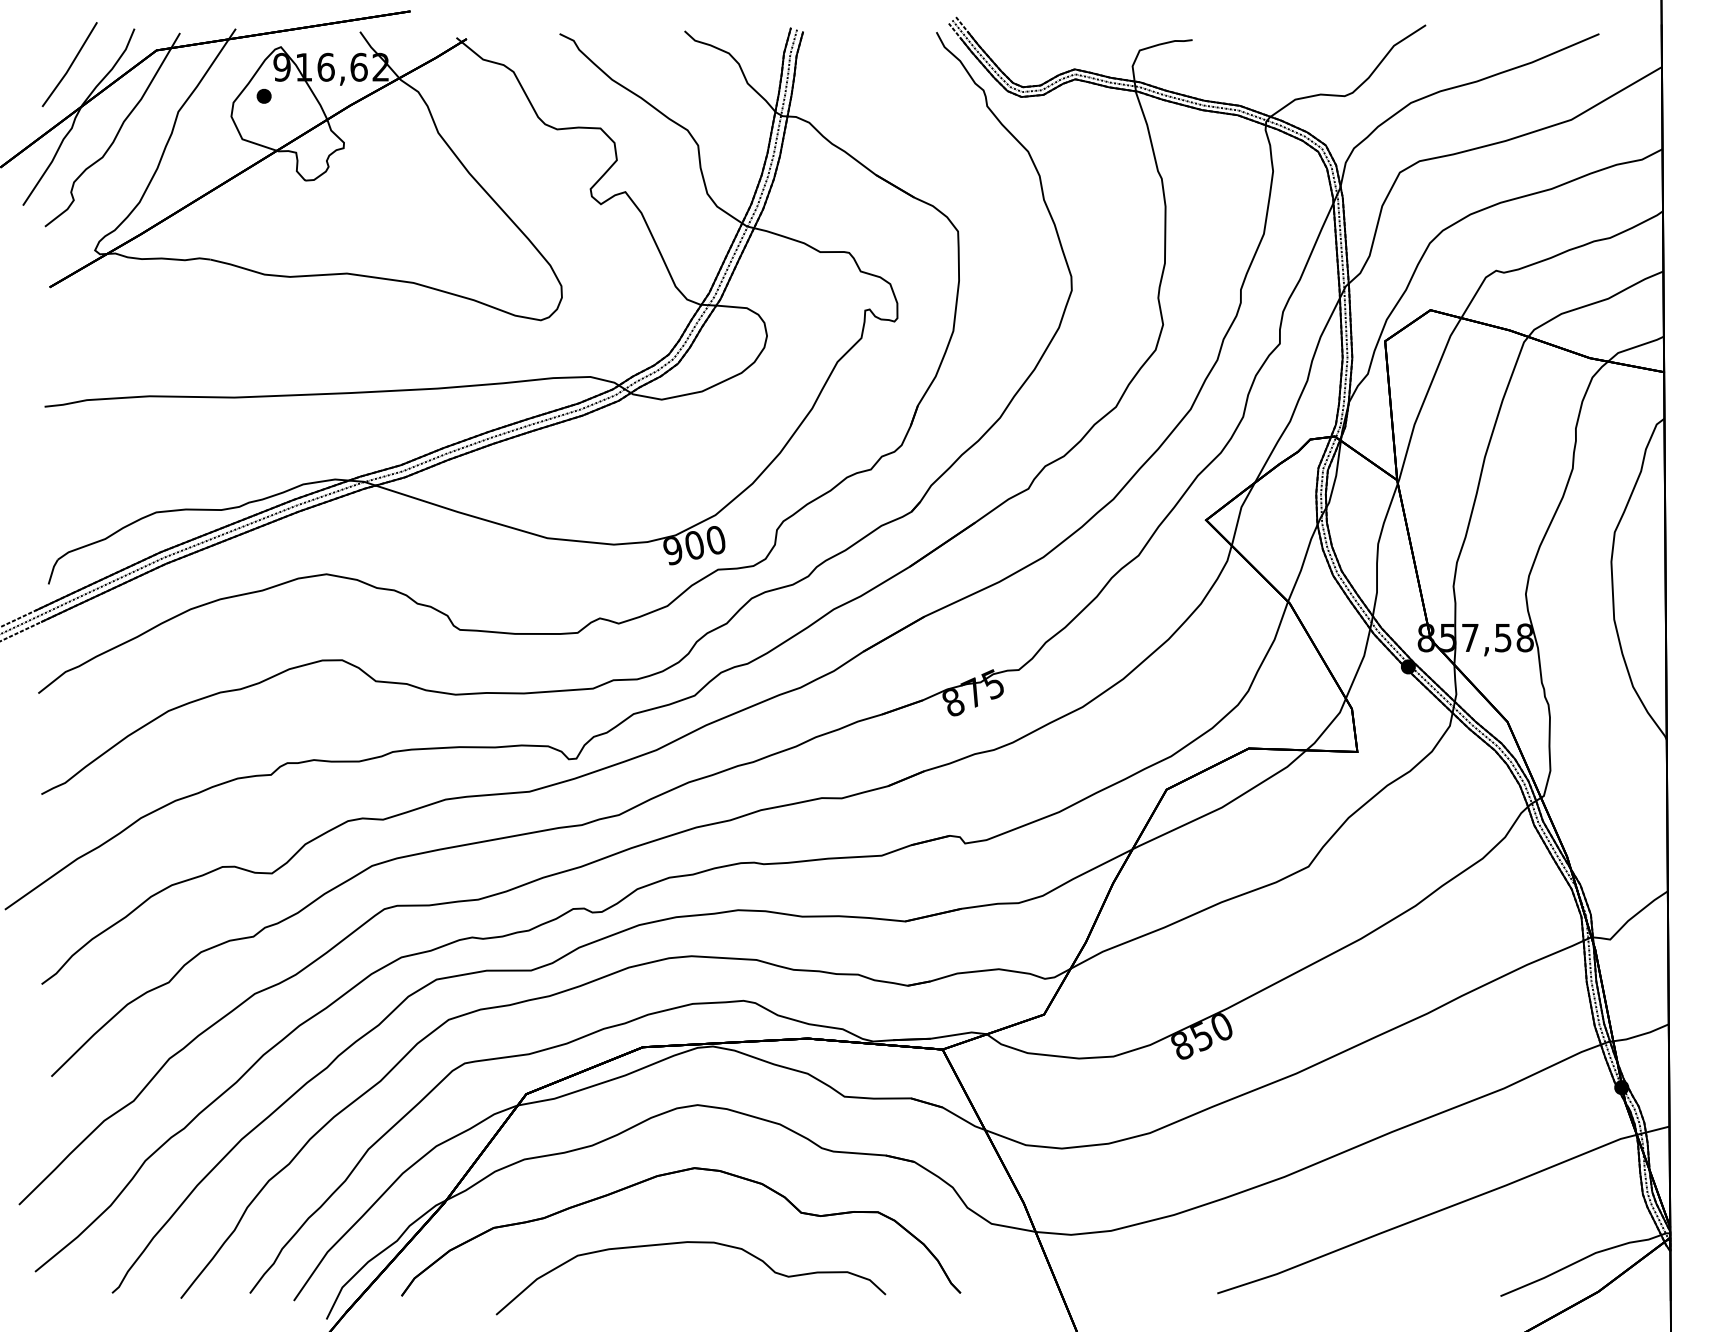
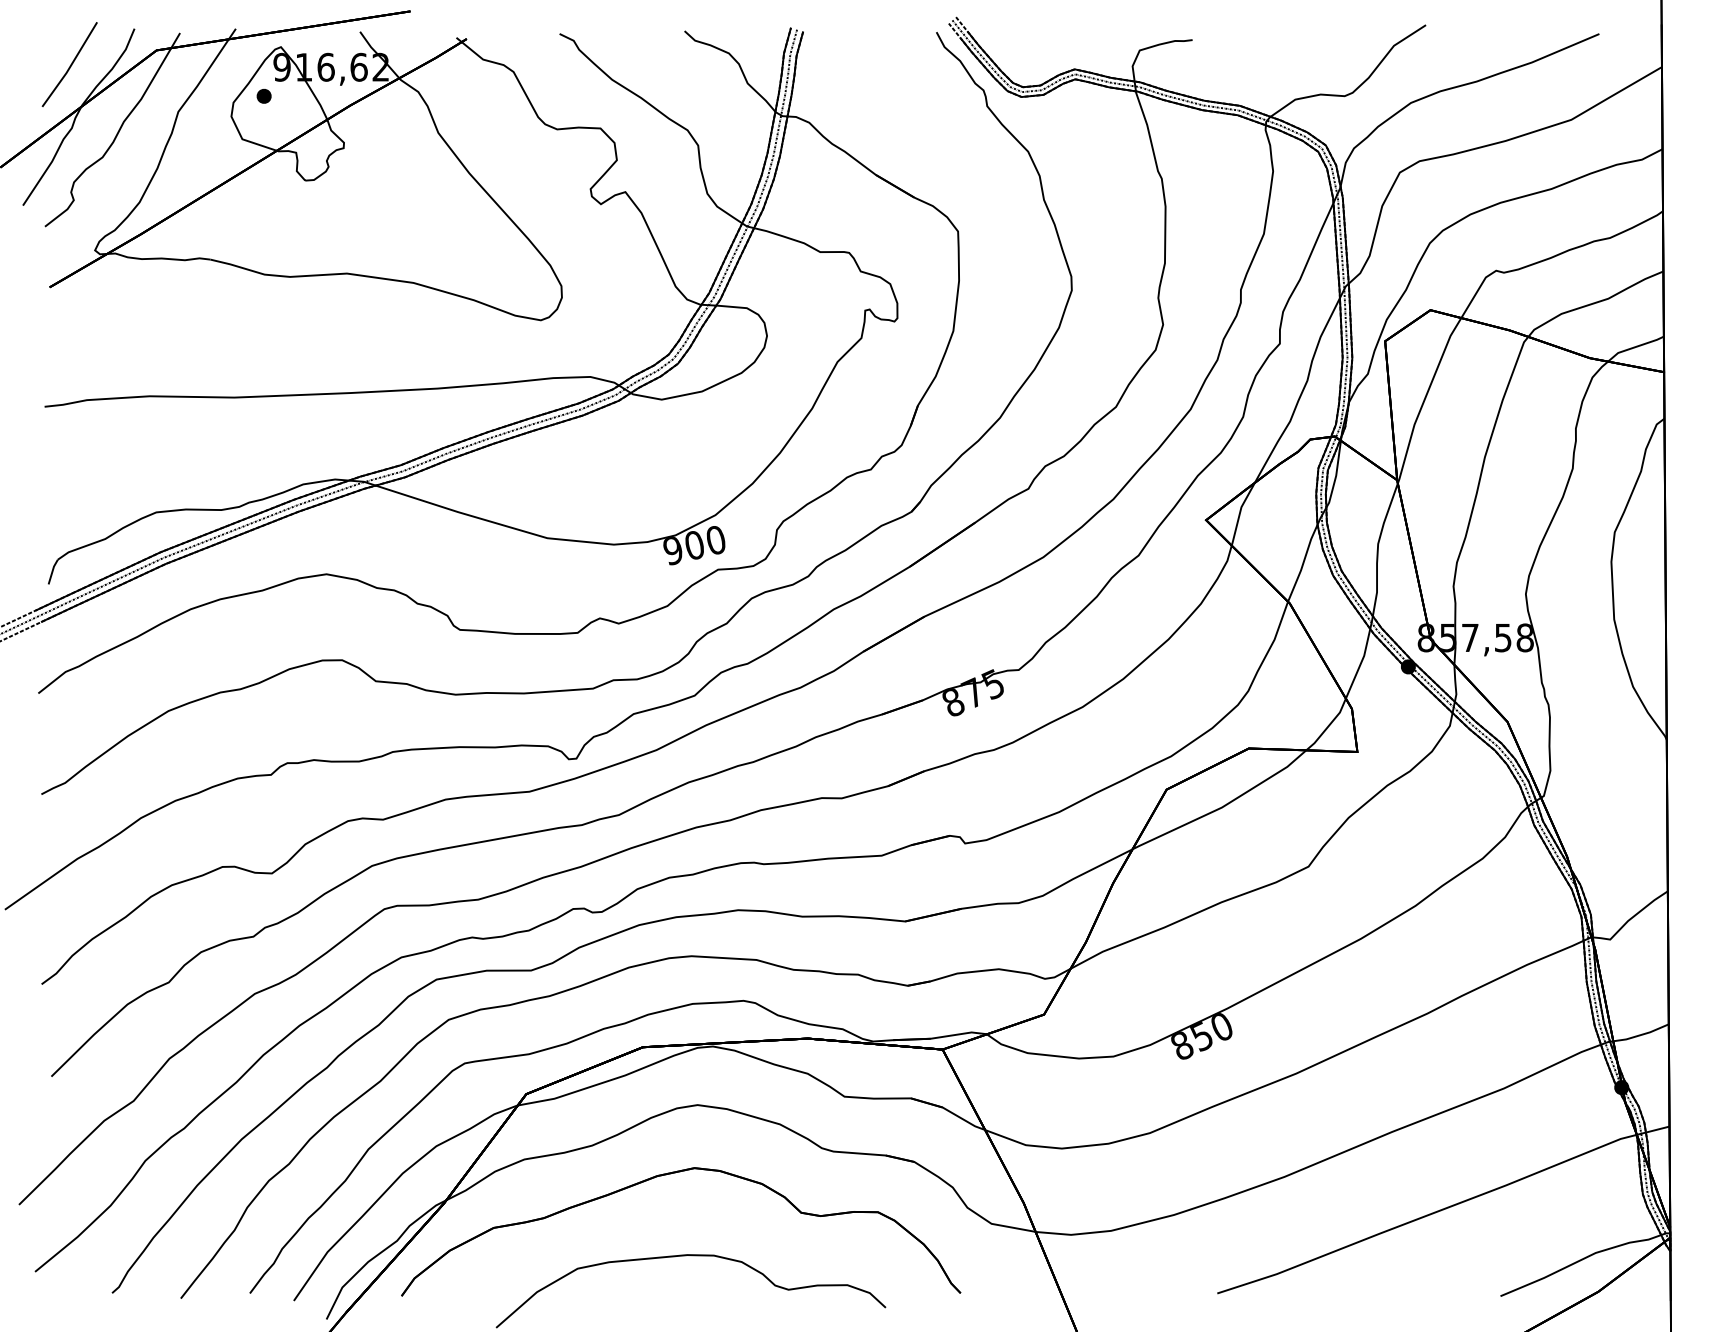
part position: (691, 1243) -> (691, 1256) (691, 1256)
